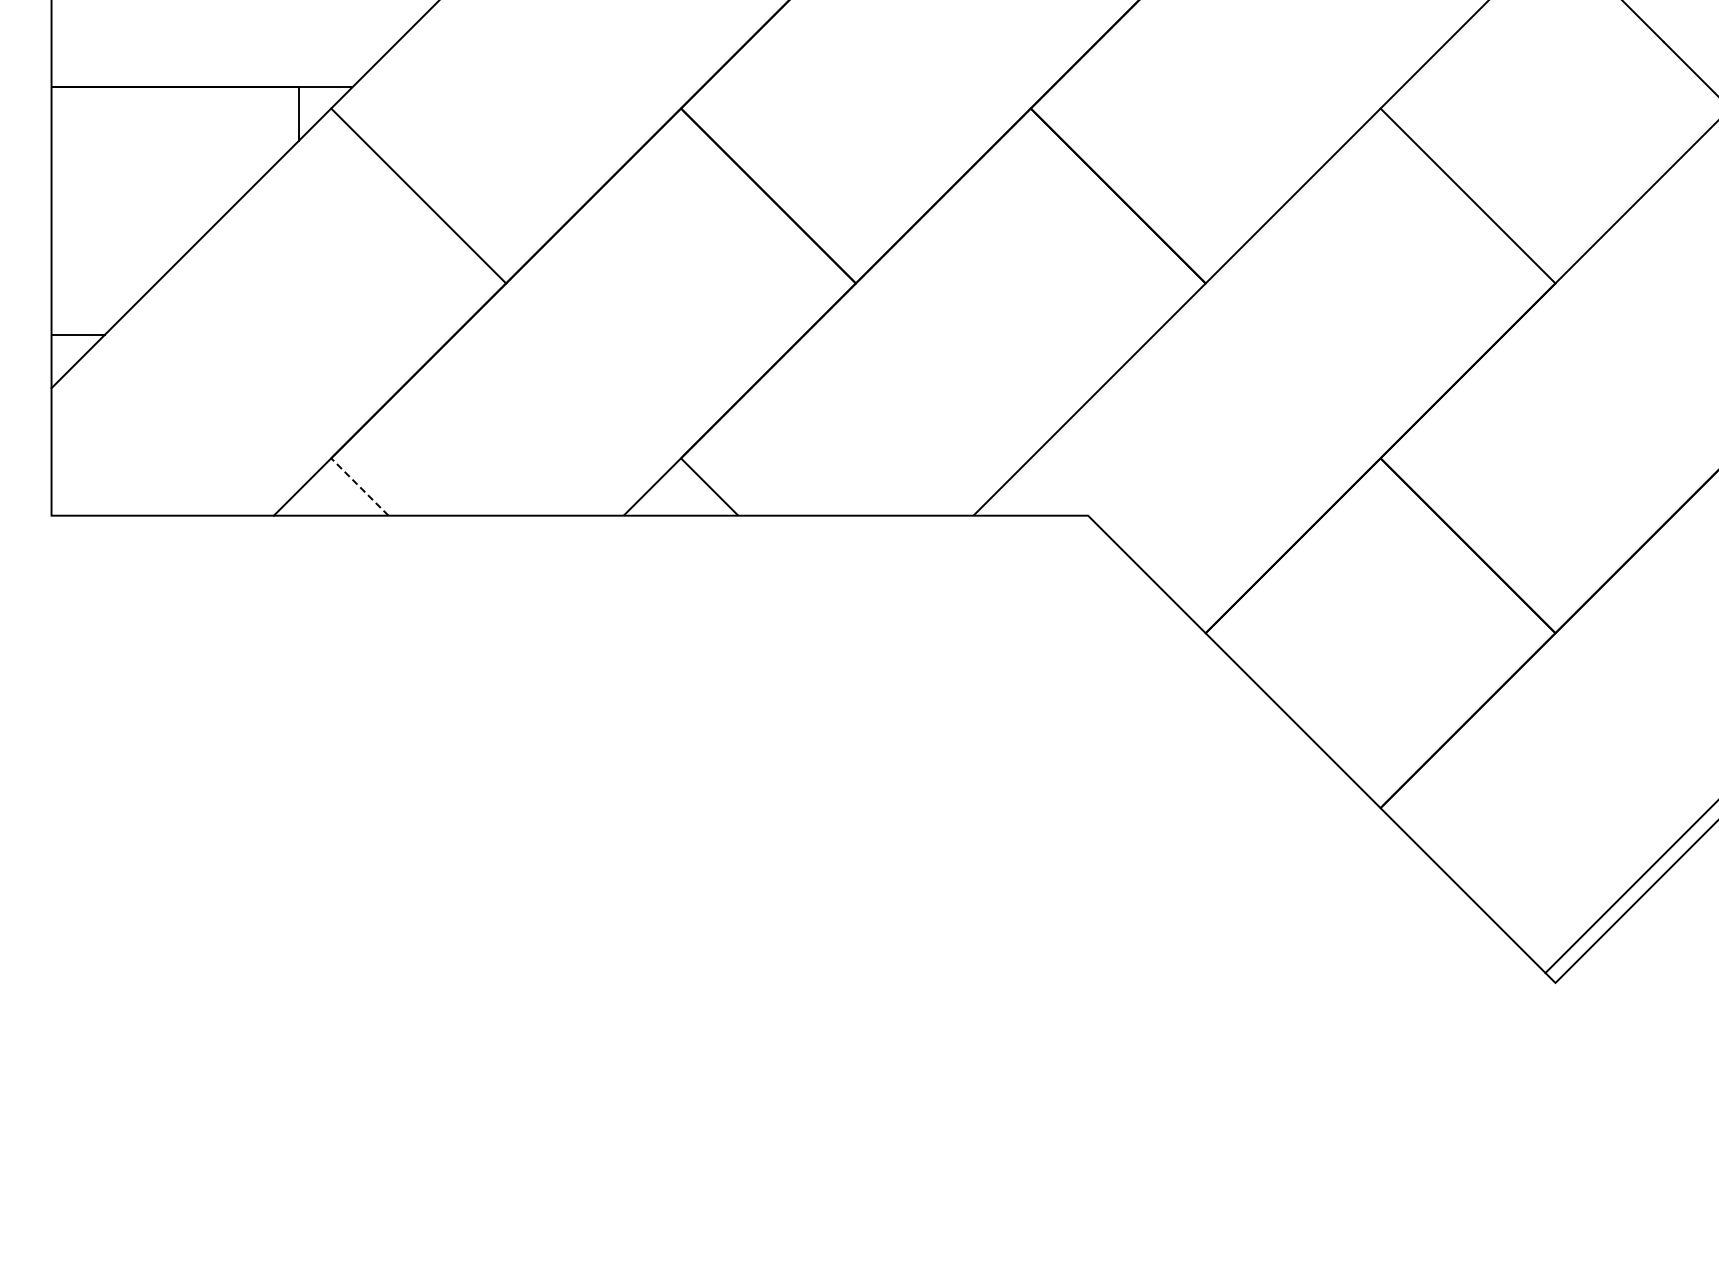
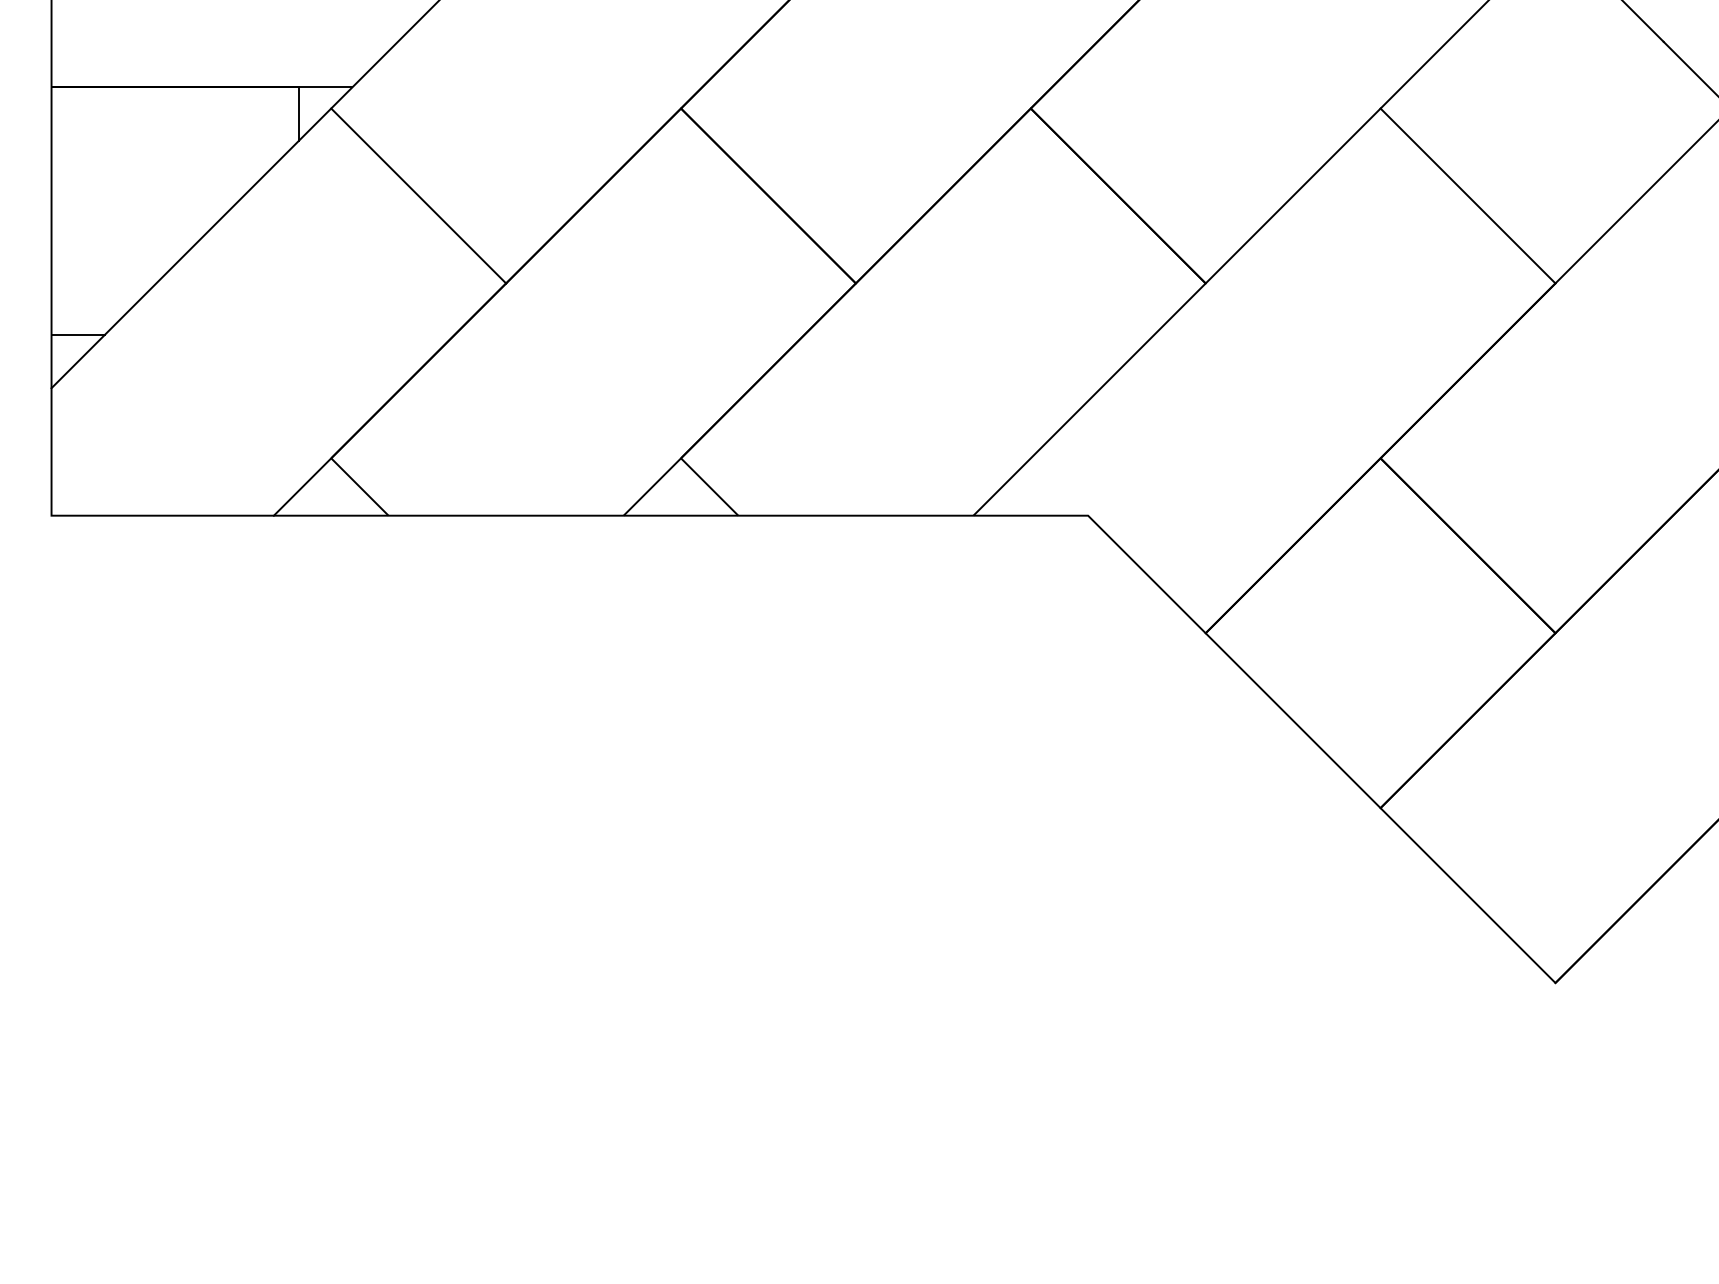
line: dashed -> solid (359, 487)
line position: (1630, 888) -> (1635, 902) (1635, 902)
